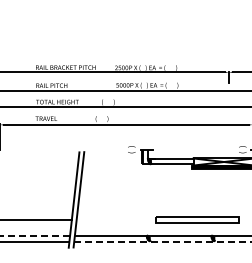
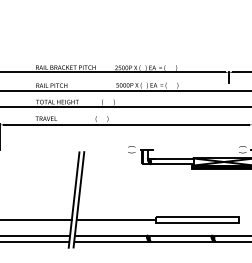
line: none -> present (115, 219)
line: dashed -> solid (35, 235)
line: dashed -> solid (163, 241)
